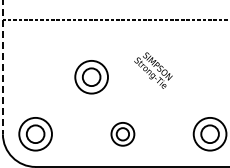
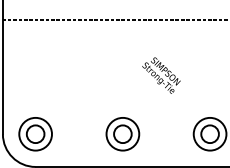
line: dashed -> solid (2, 67)
text position: (153, 70) -> (161, 75) (161, 75)
part: present -> none (91, 77)
part size: 26x25 px -> 36x35 px (122, 134)
